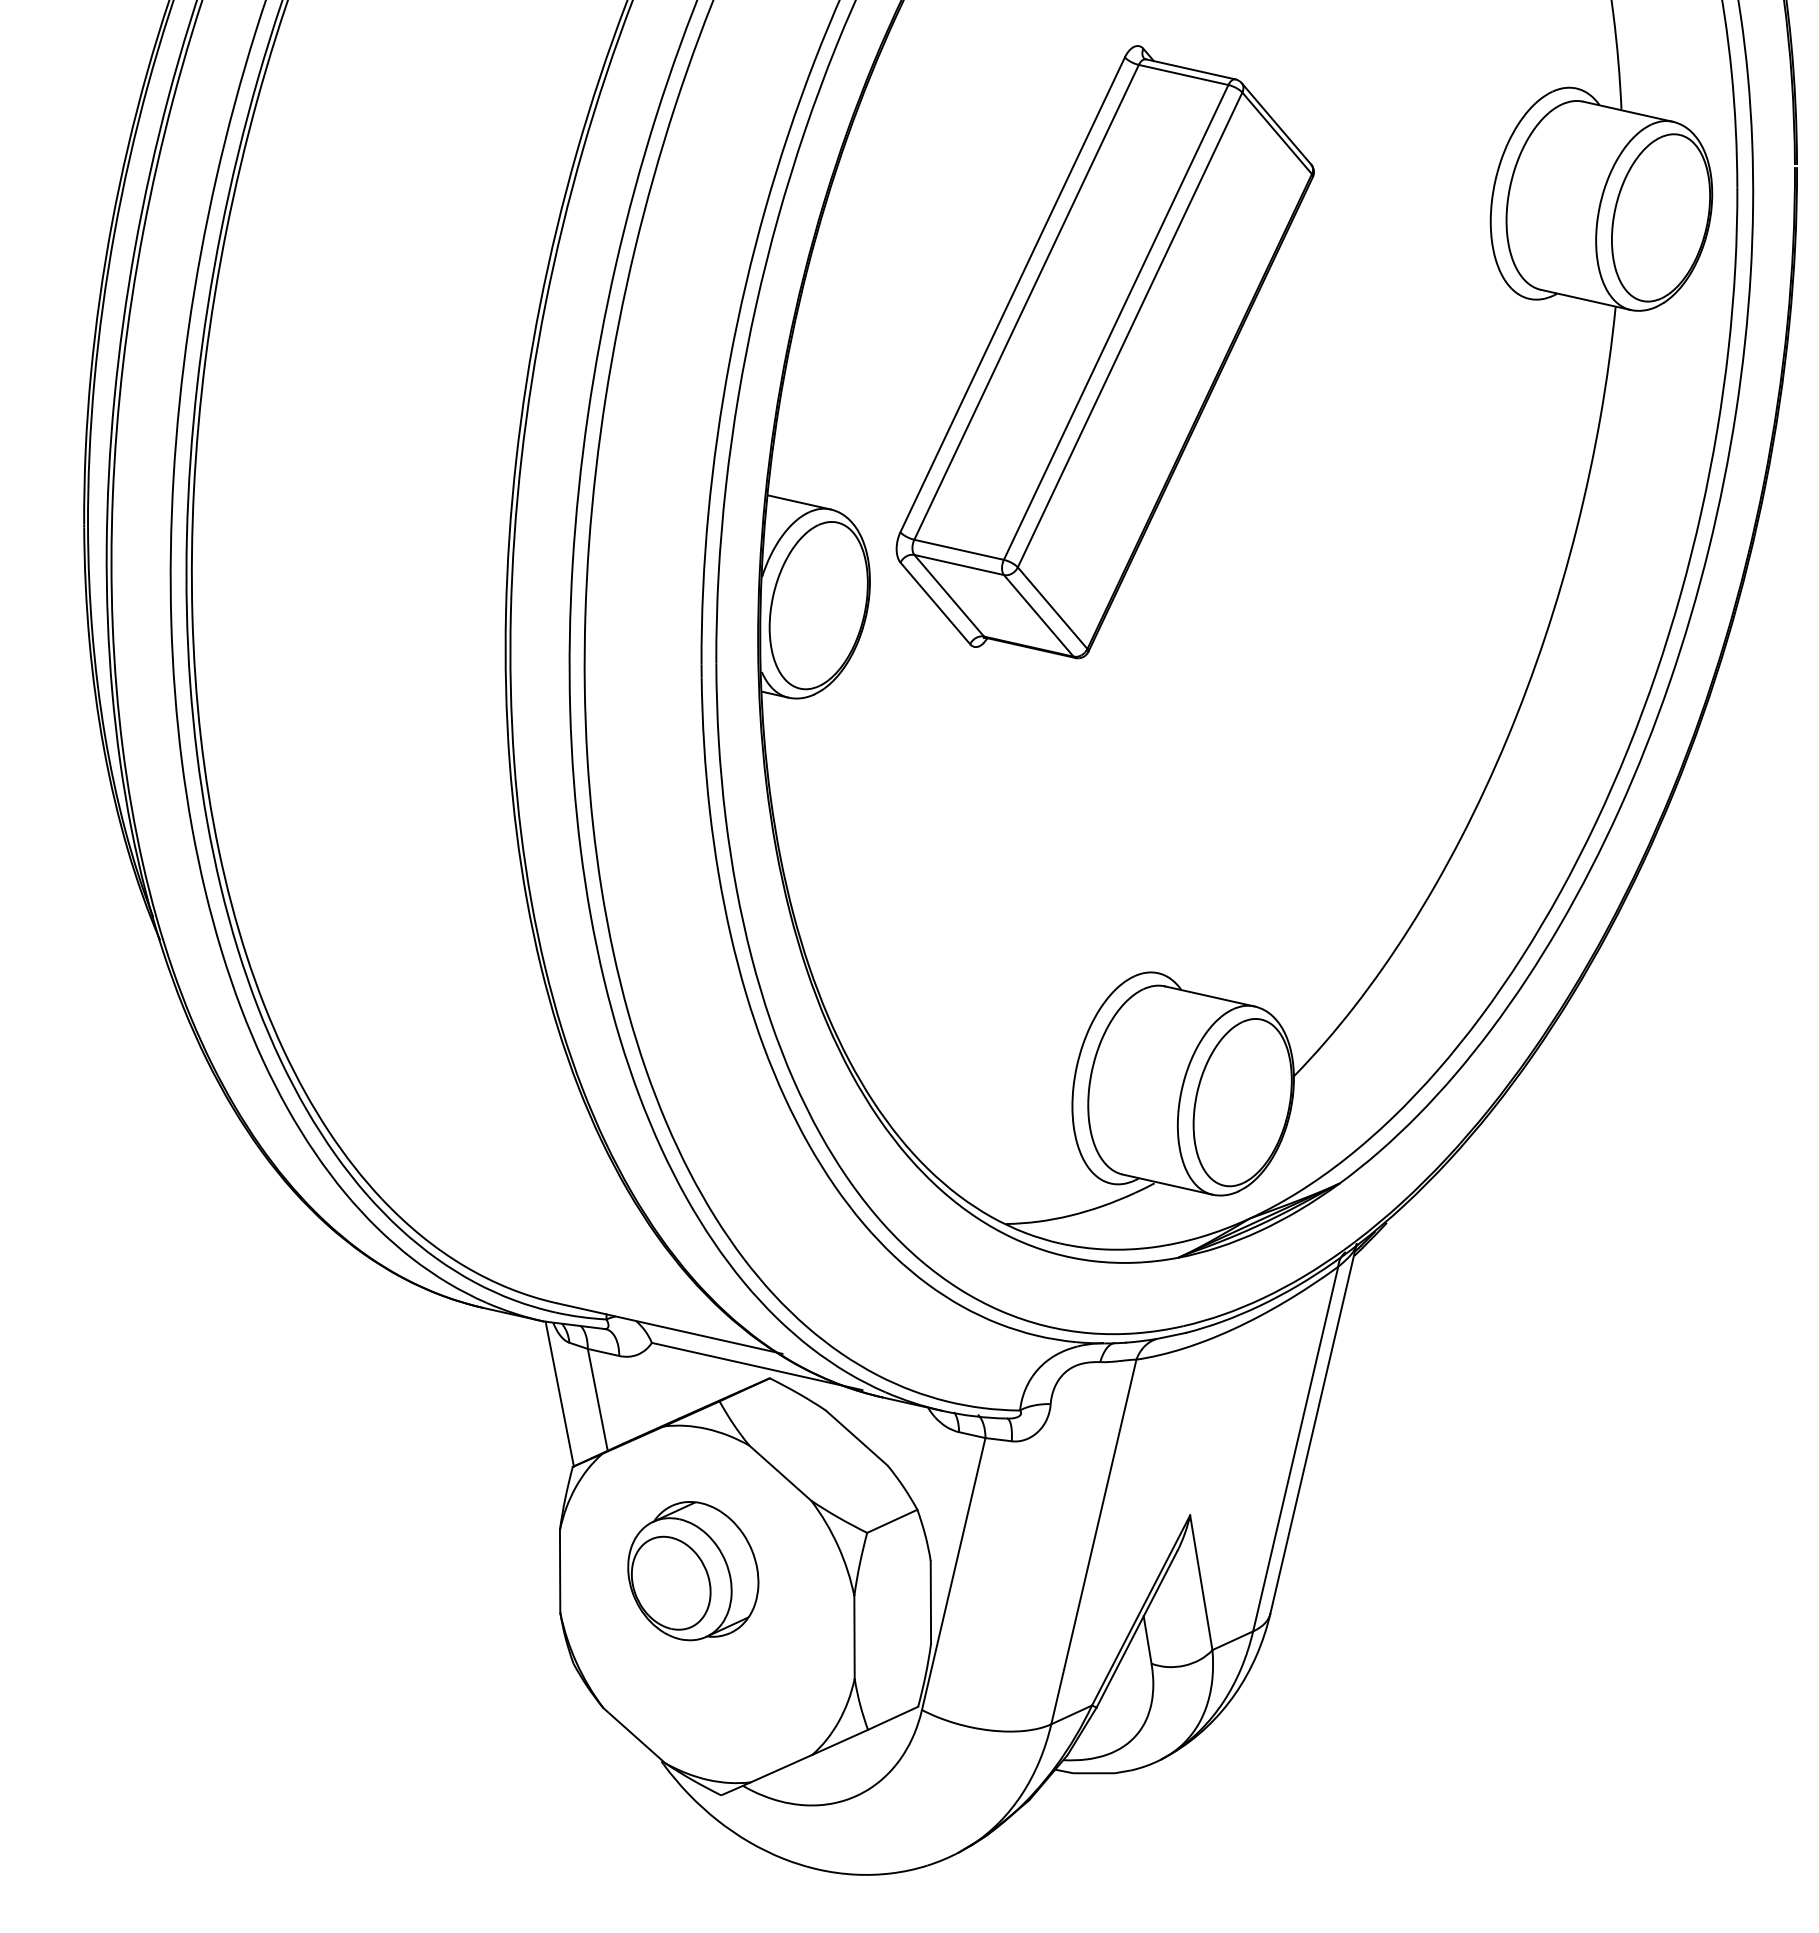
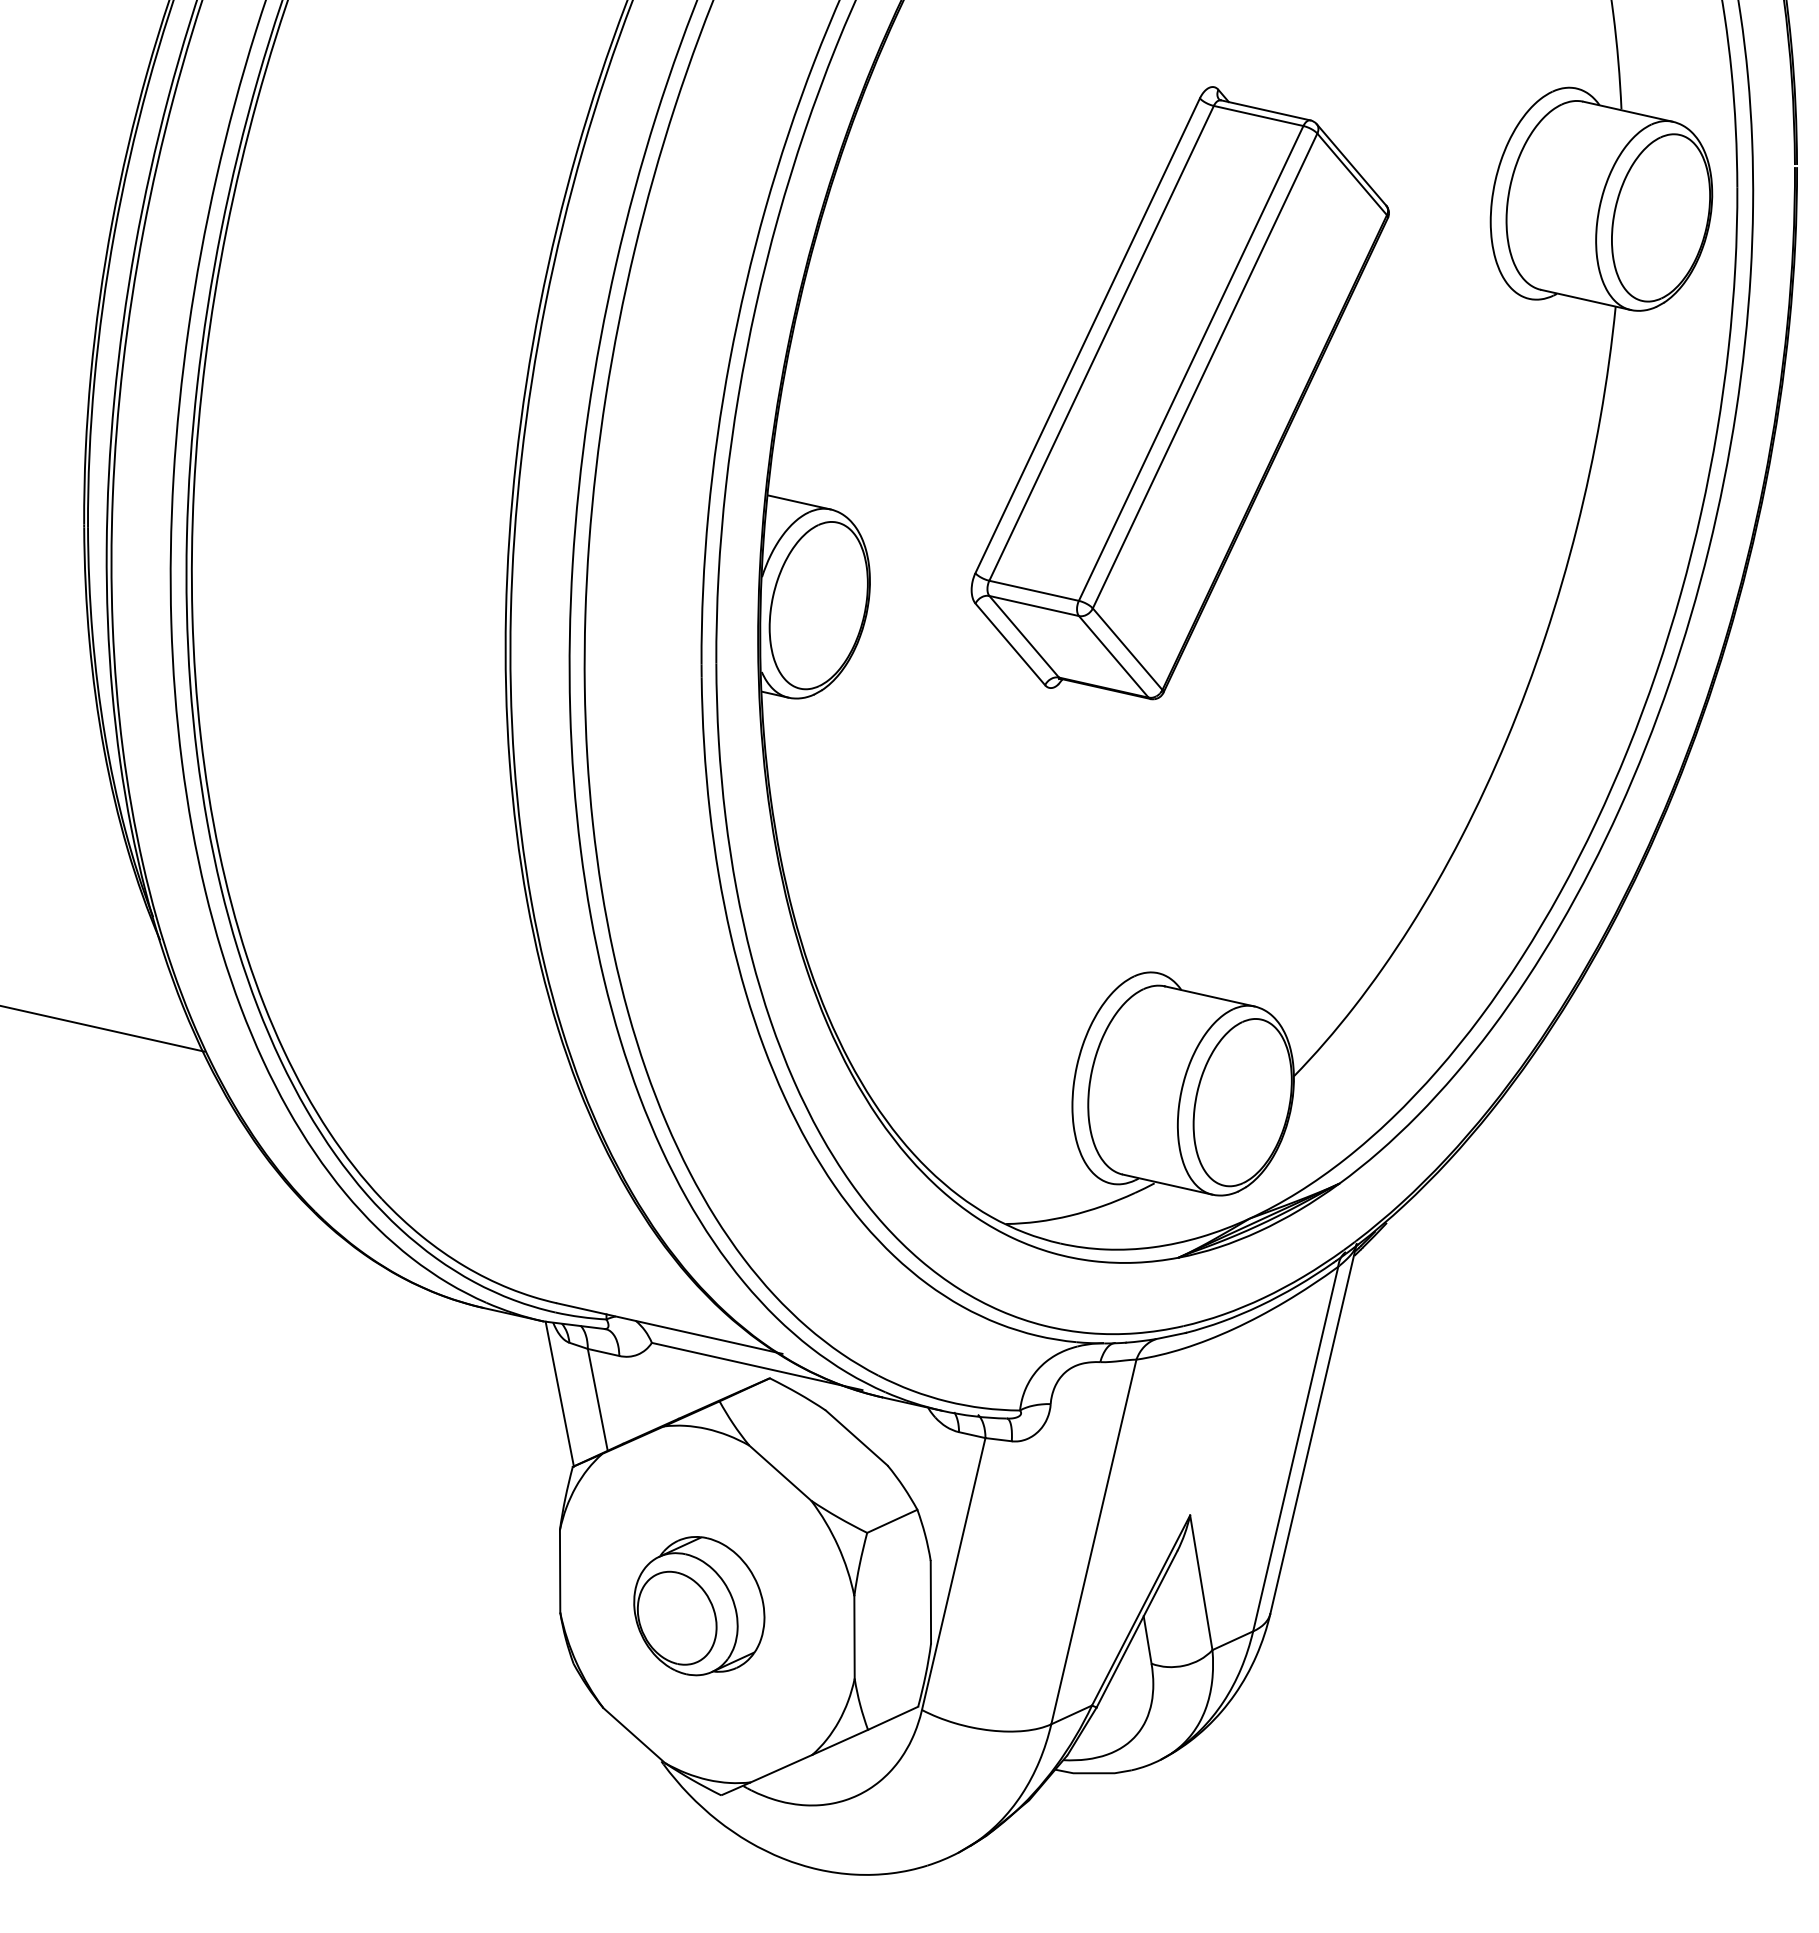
part position: (1104, 352) -> (1179, 393) (1179, 393)
line: none -> present (103, 1028)
part position: (693, 1571) -> (699, 1606) (699, 1606)
